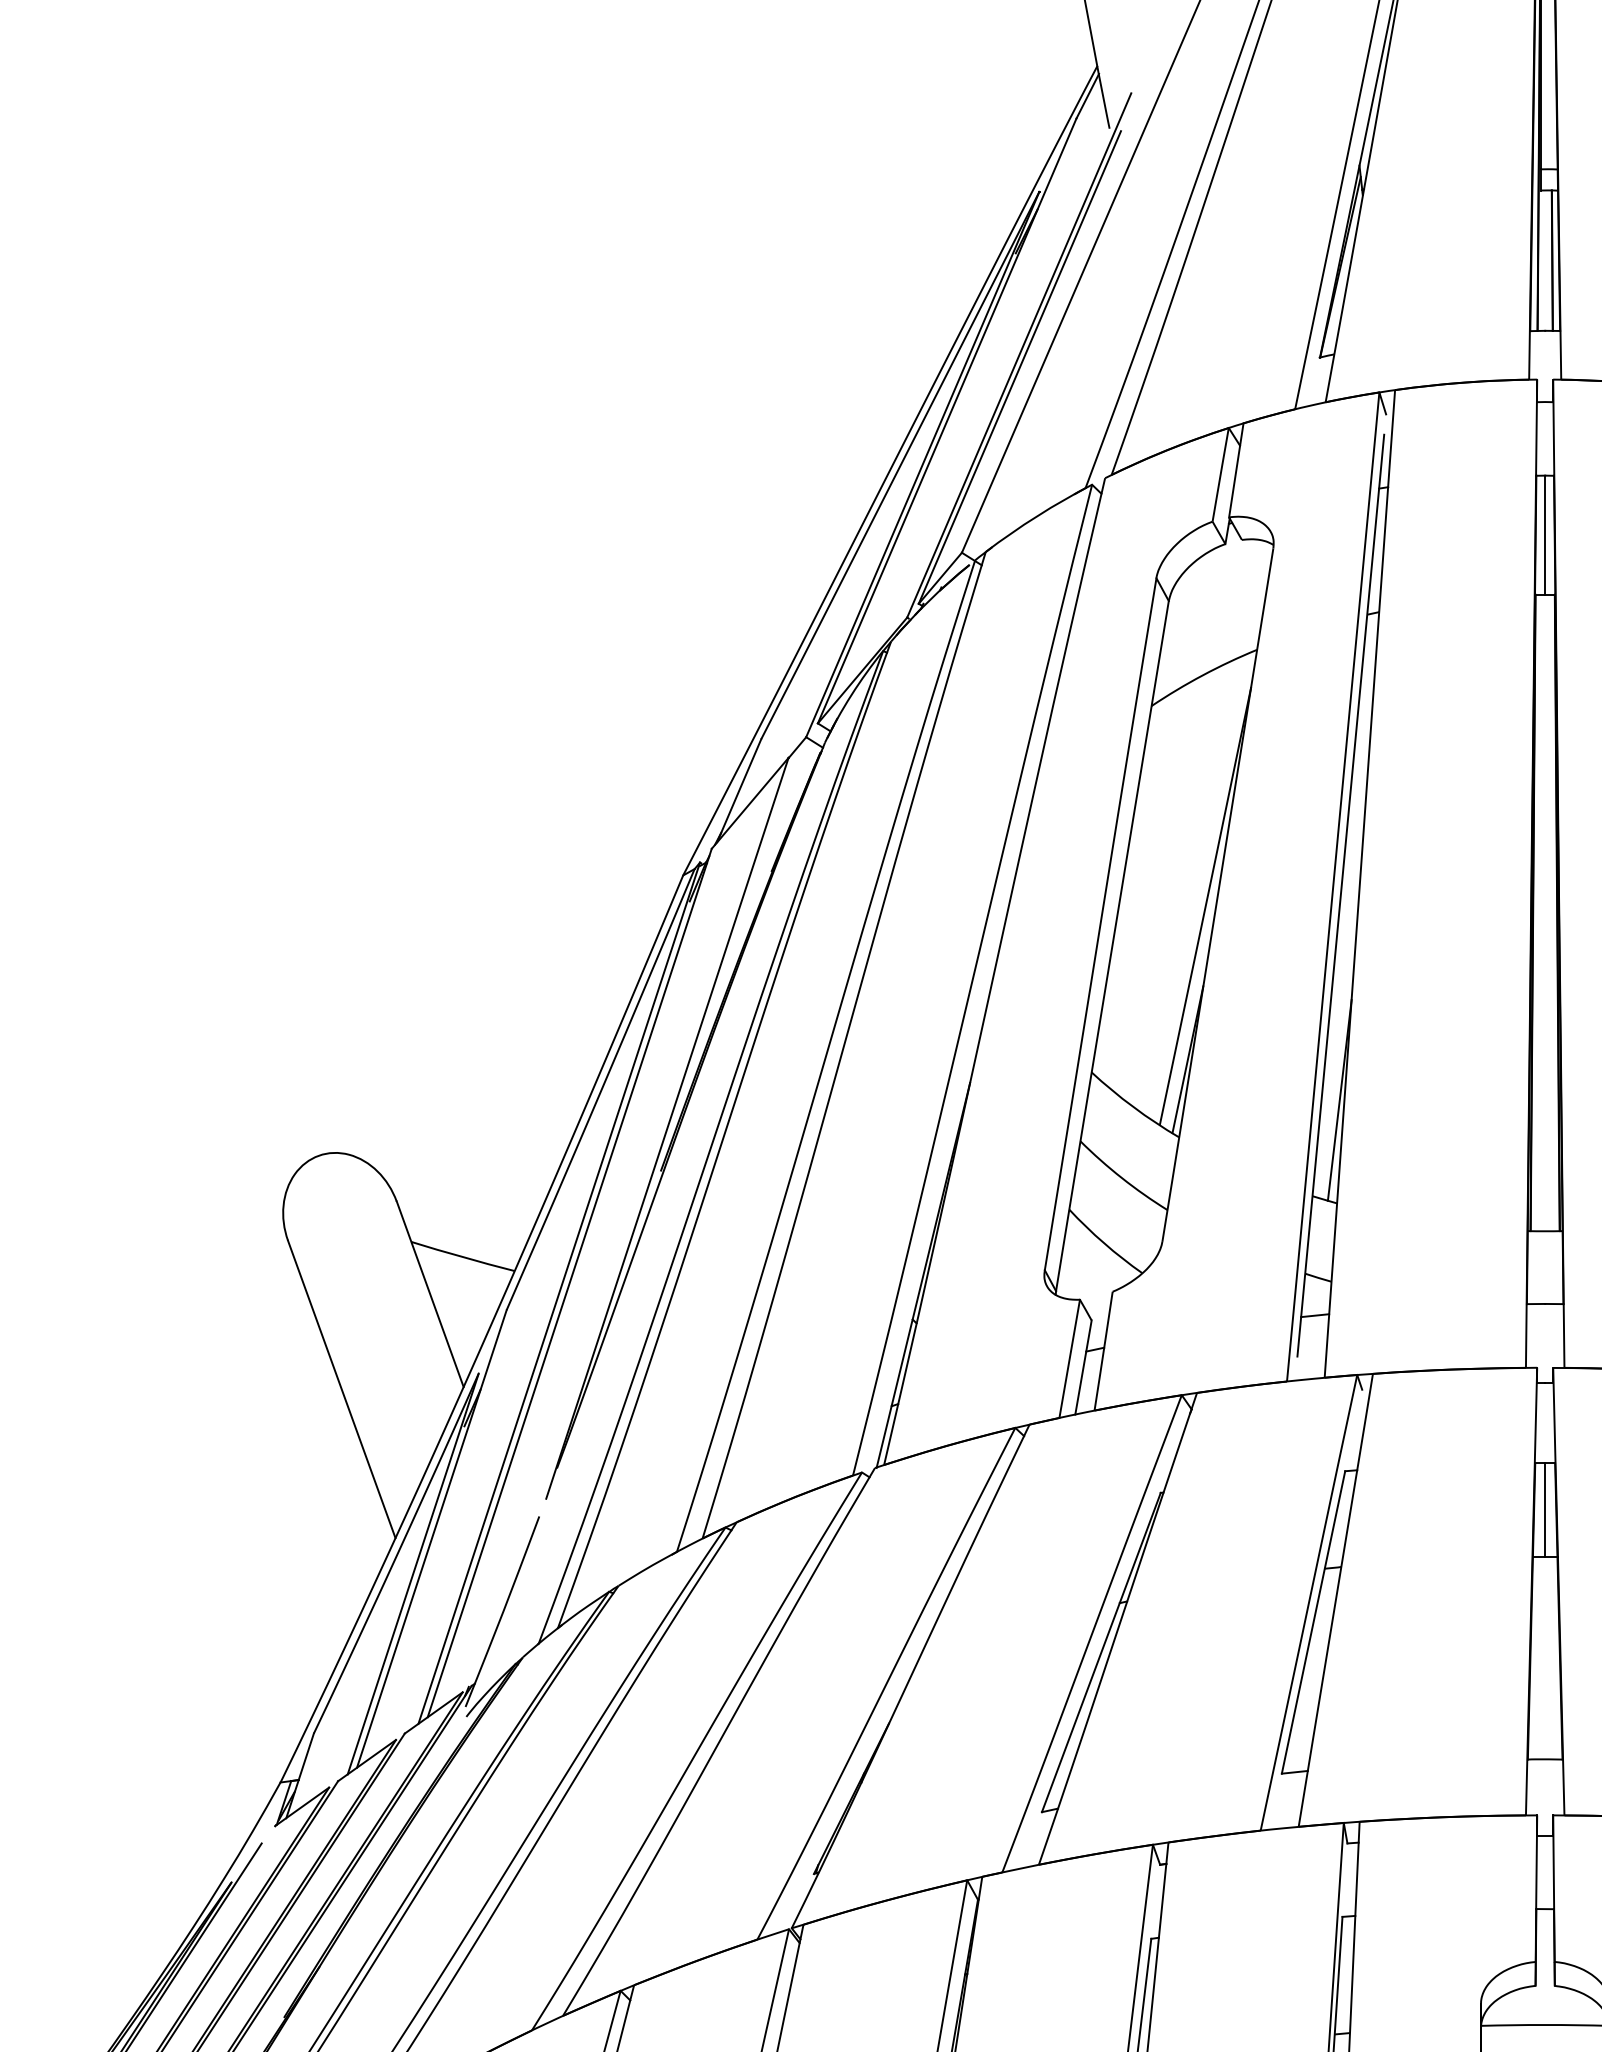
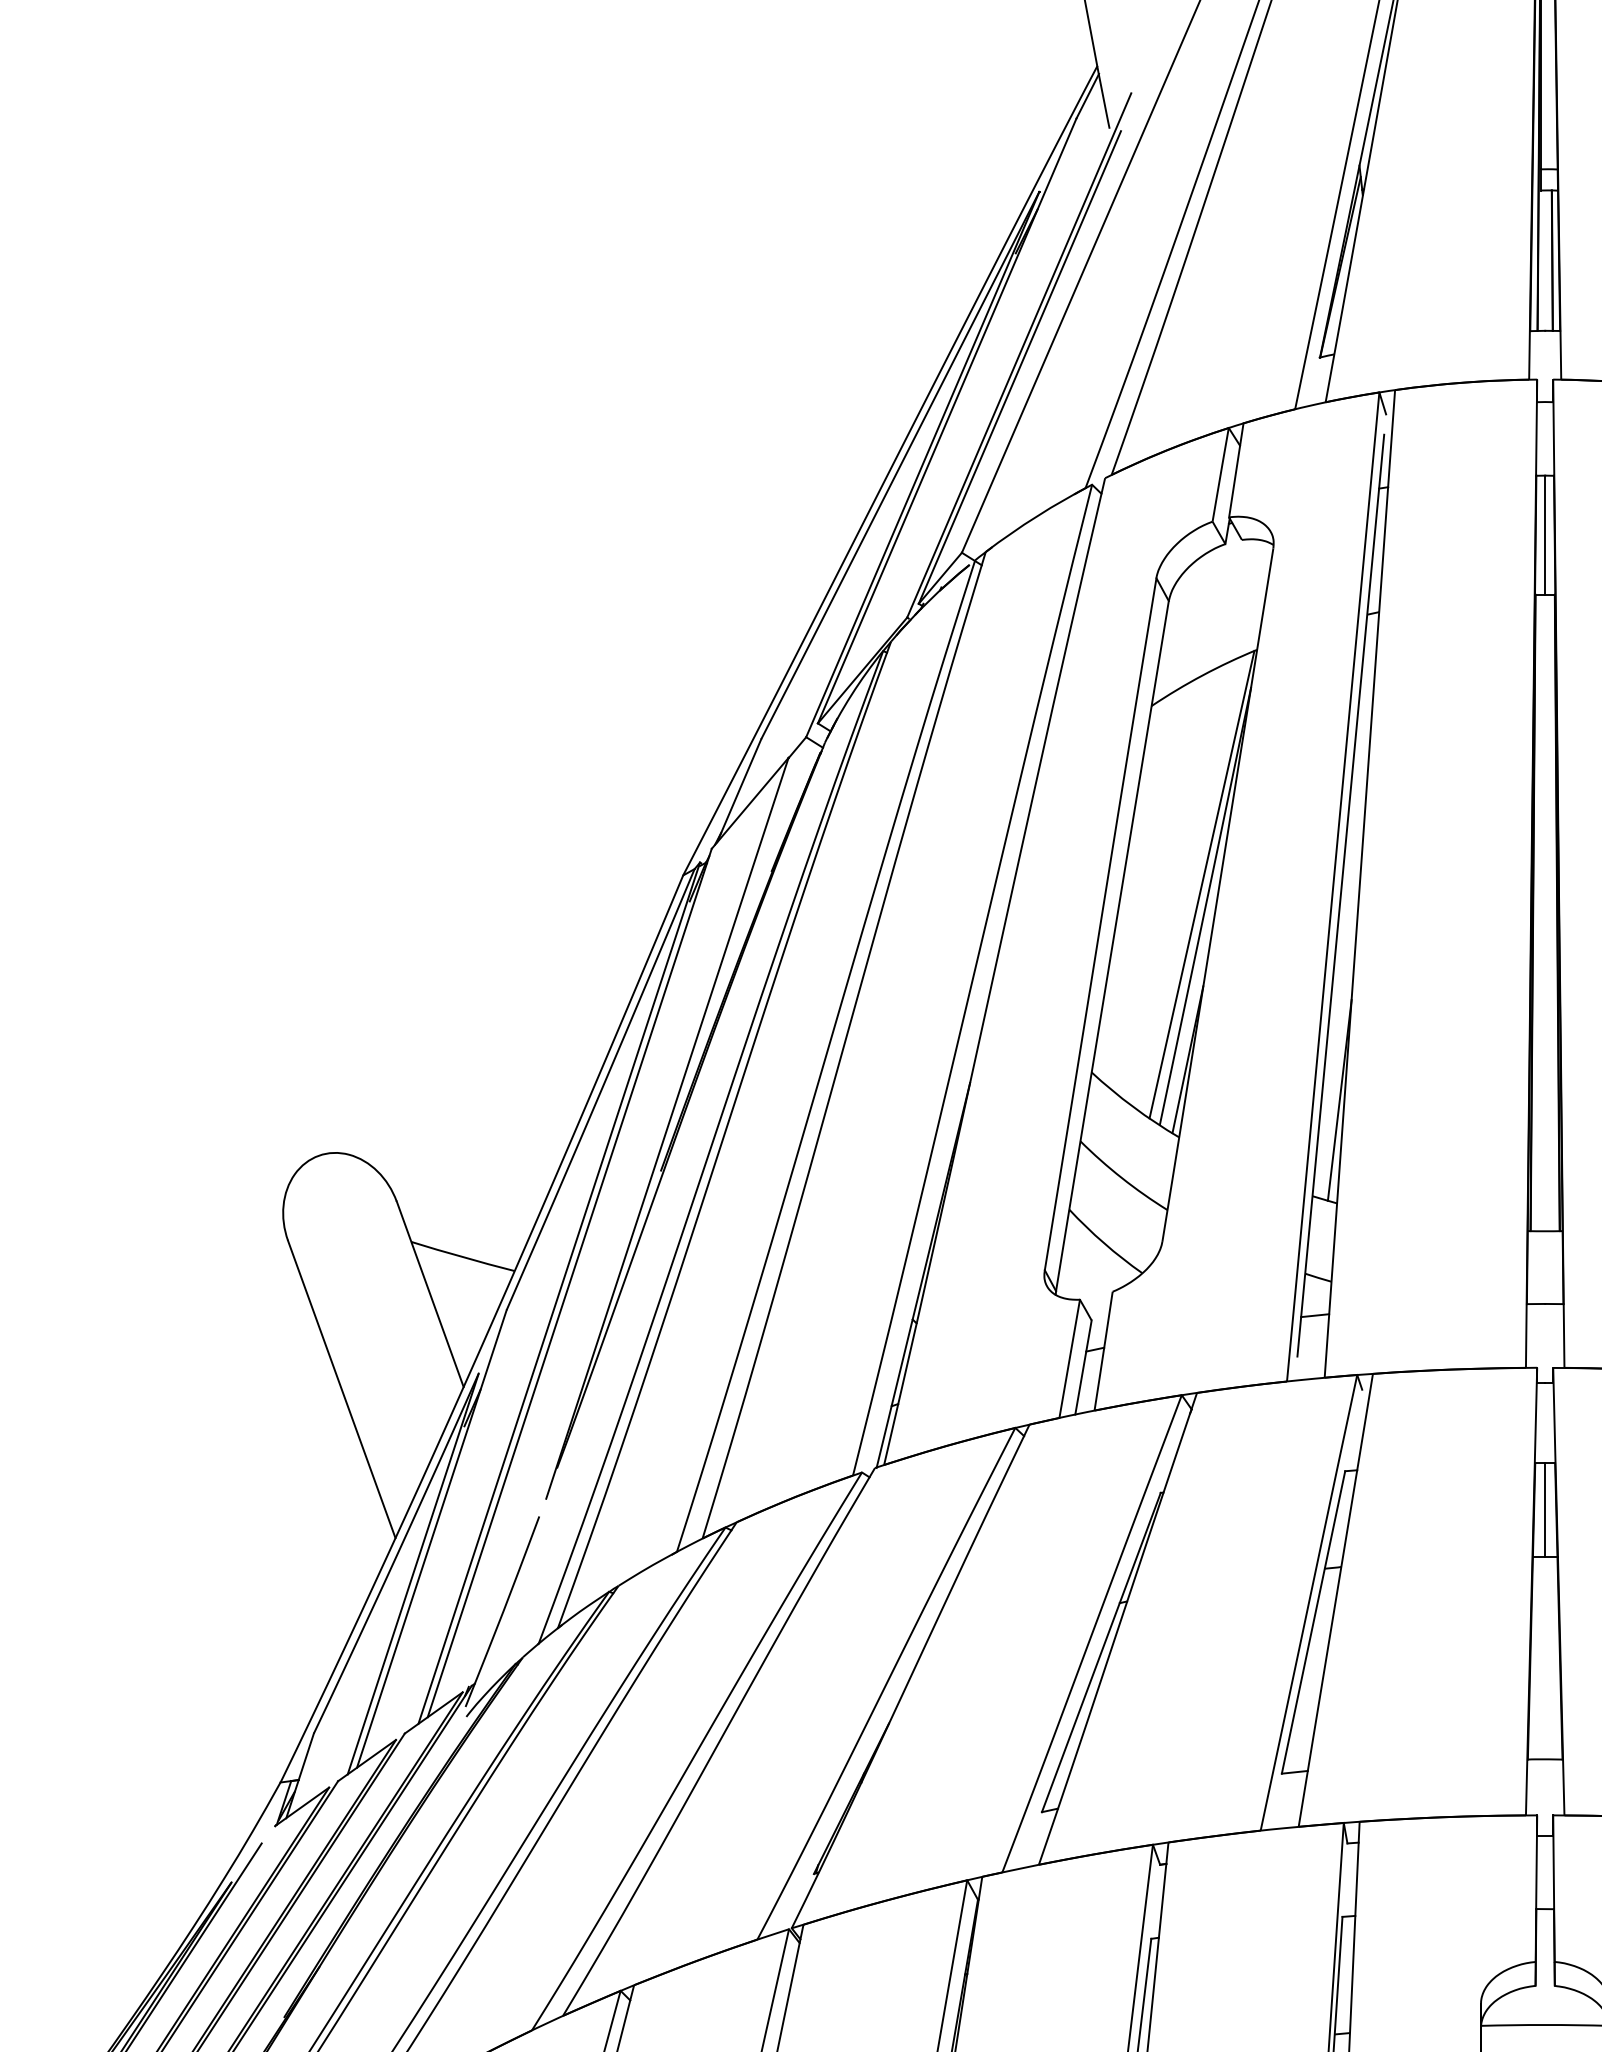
line: none -> present (1201, 884)
